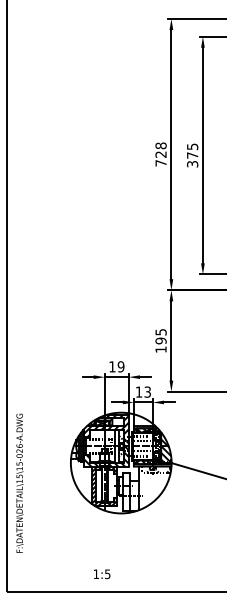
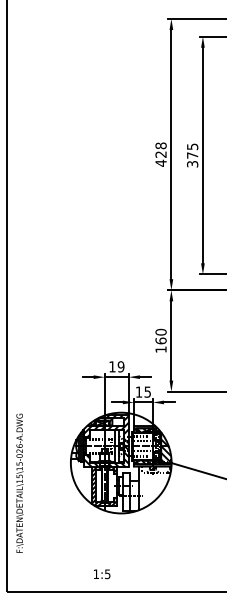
text: 728 -> 428 (160, 162)
text: 195 -> 160 (160, 336)
text: 13 -> 15 (147, 391)
